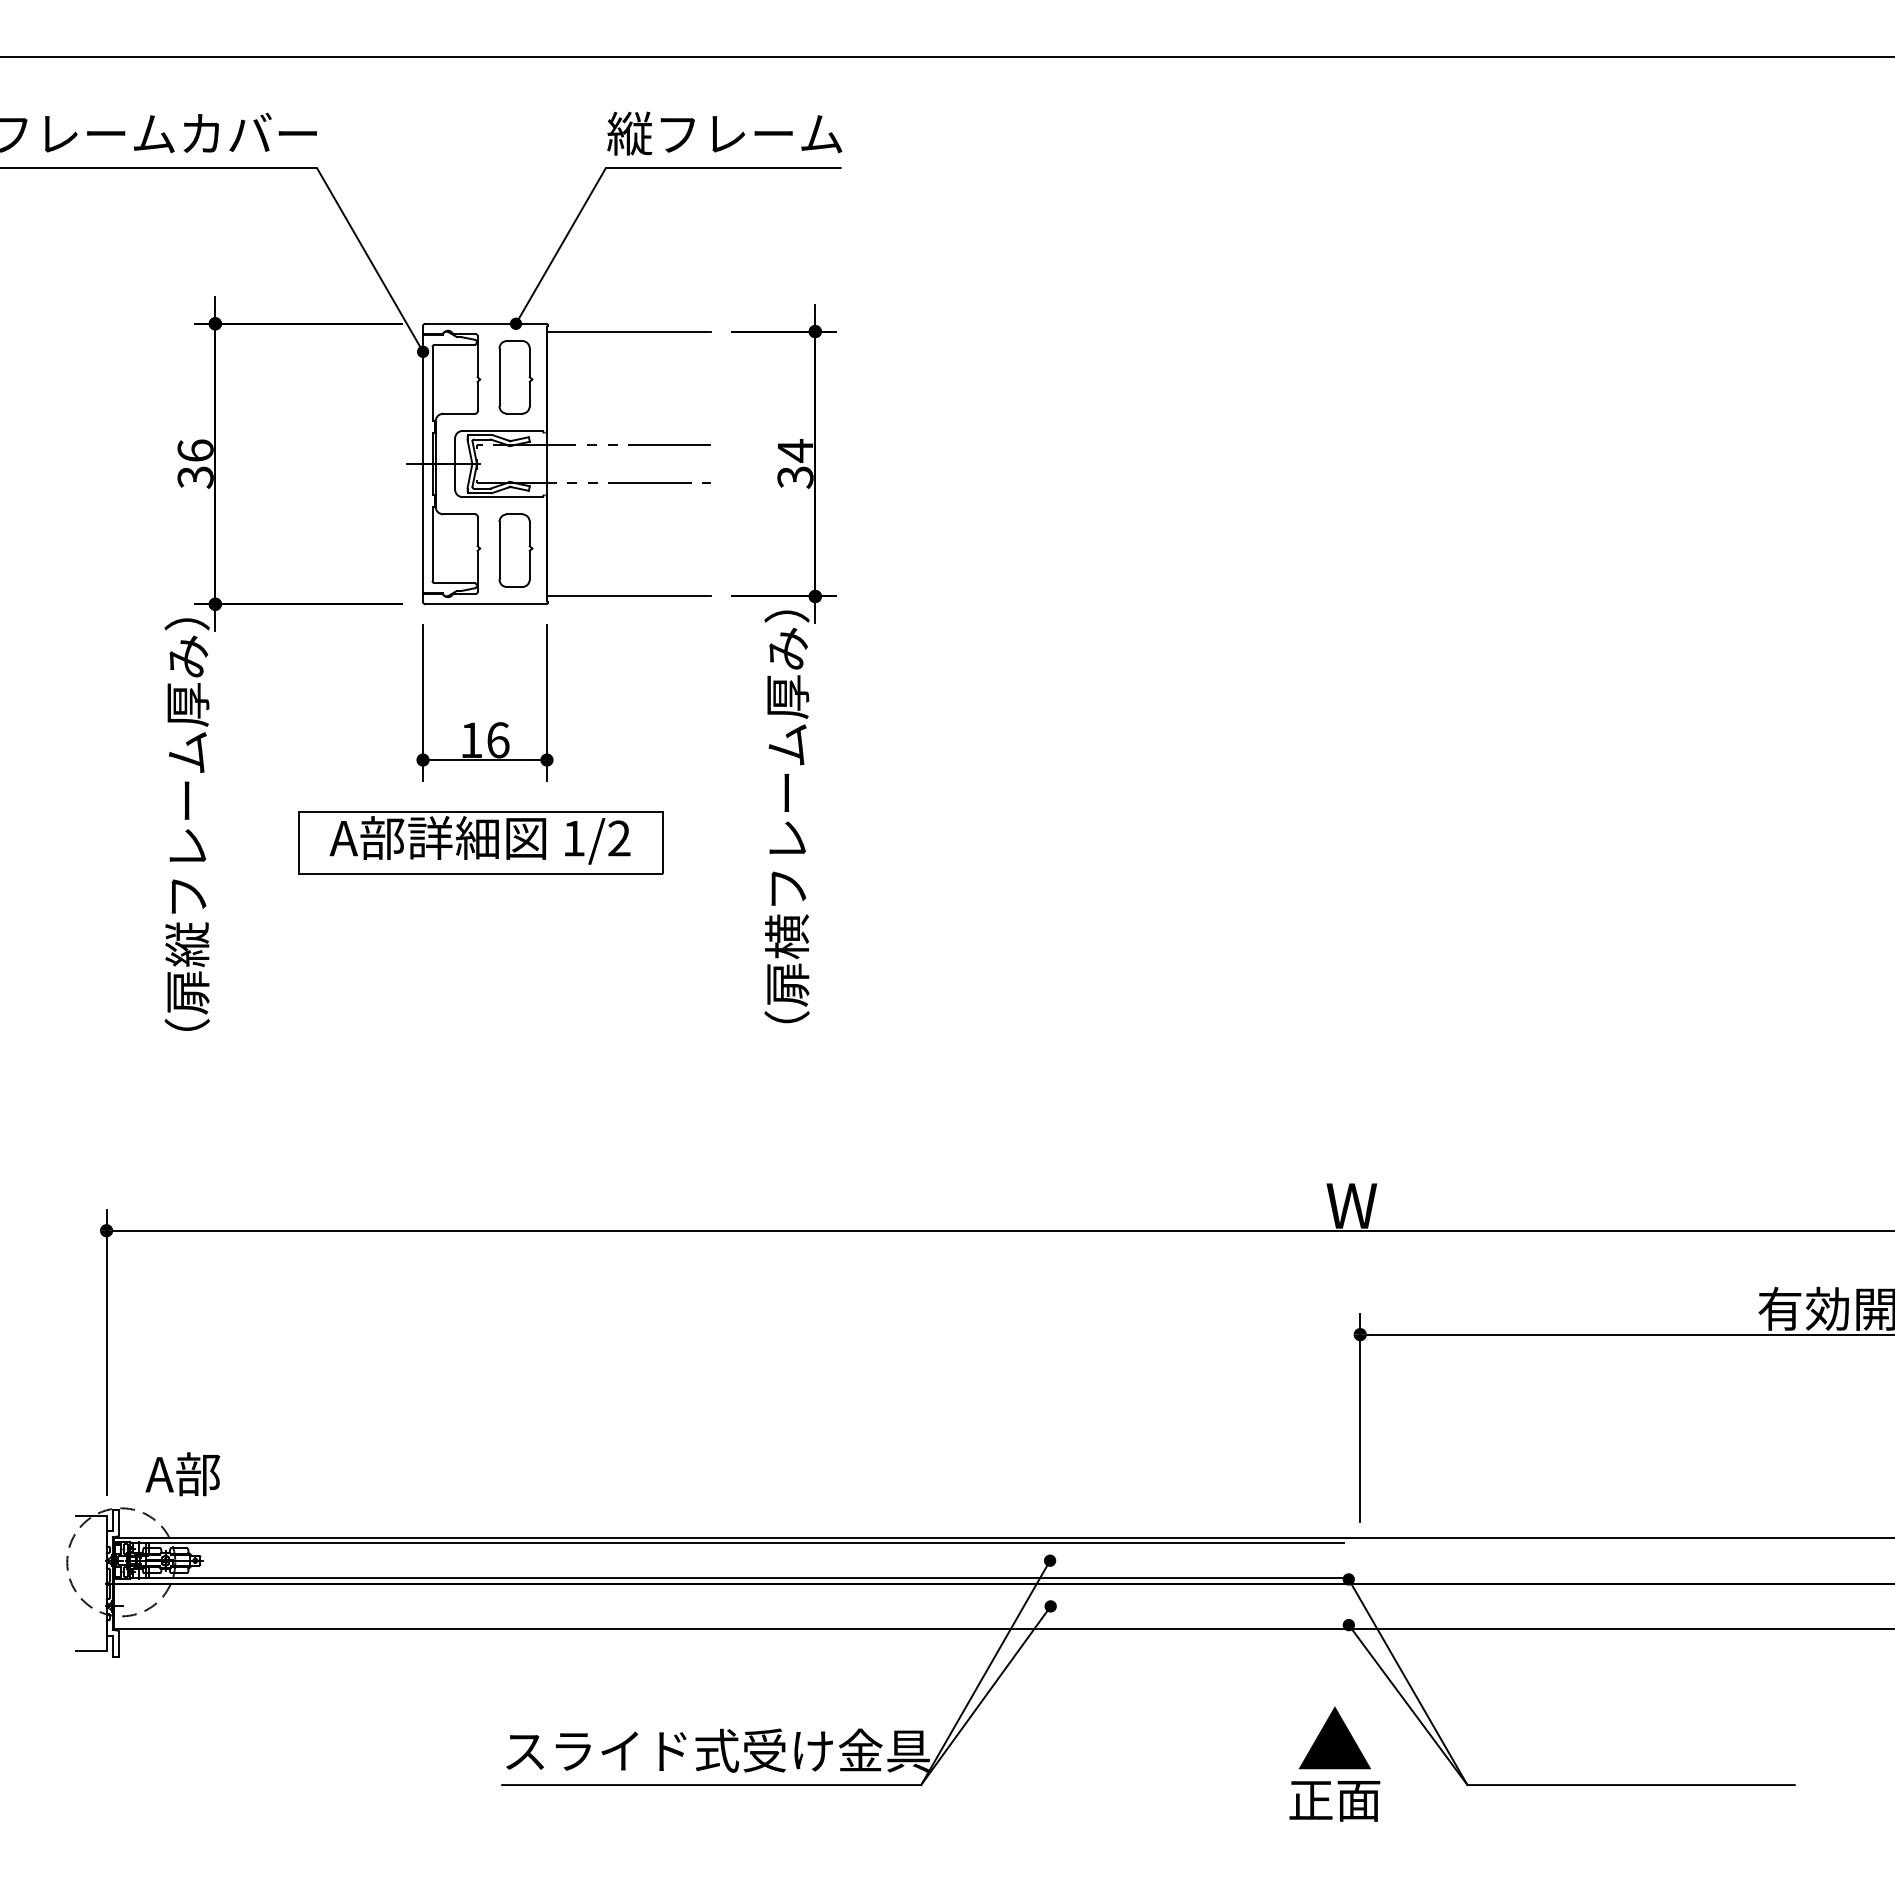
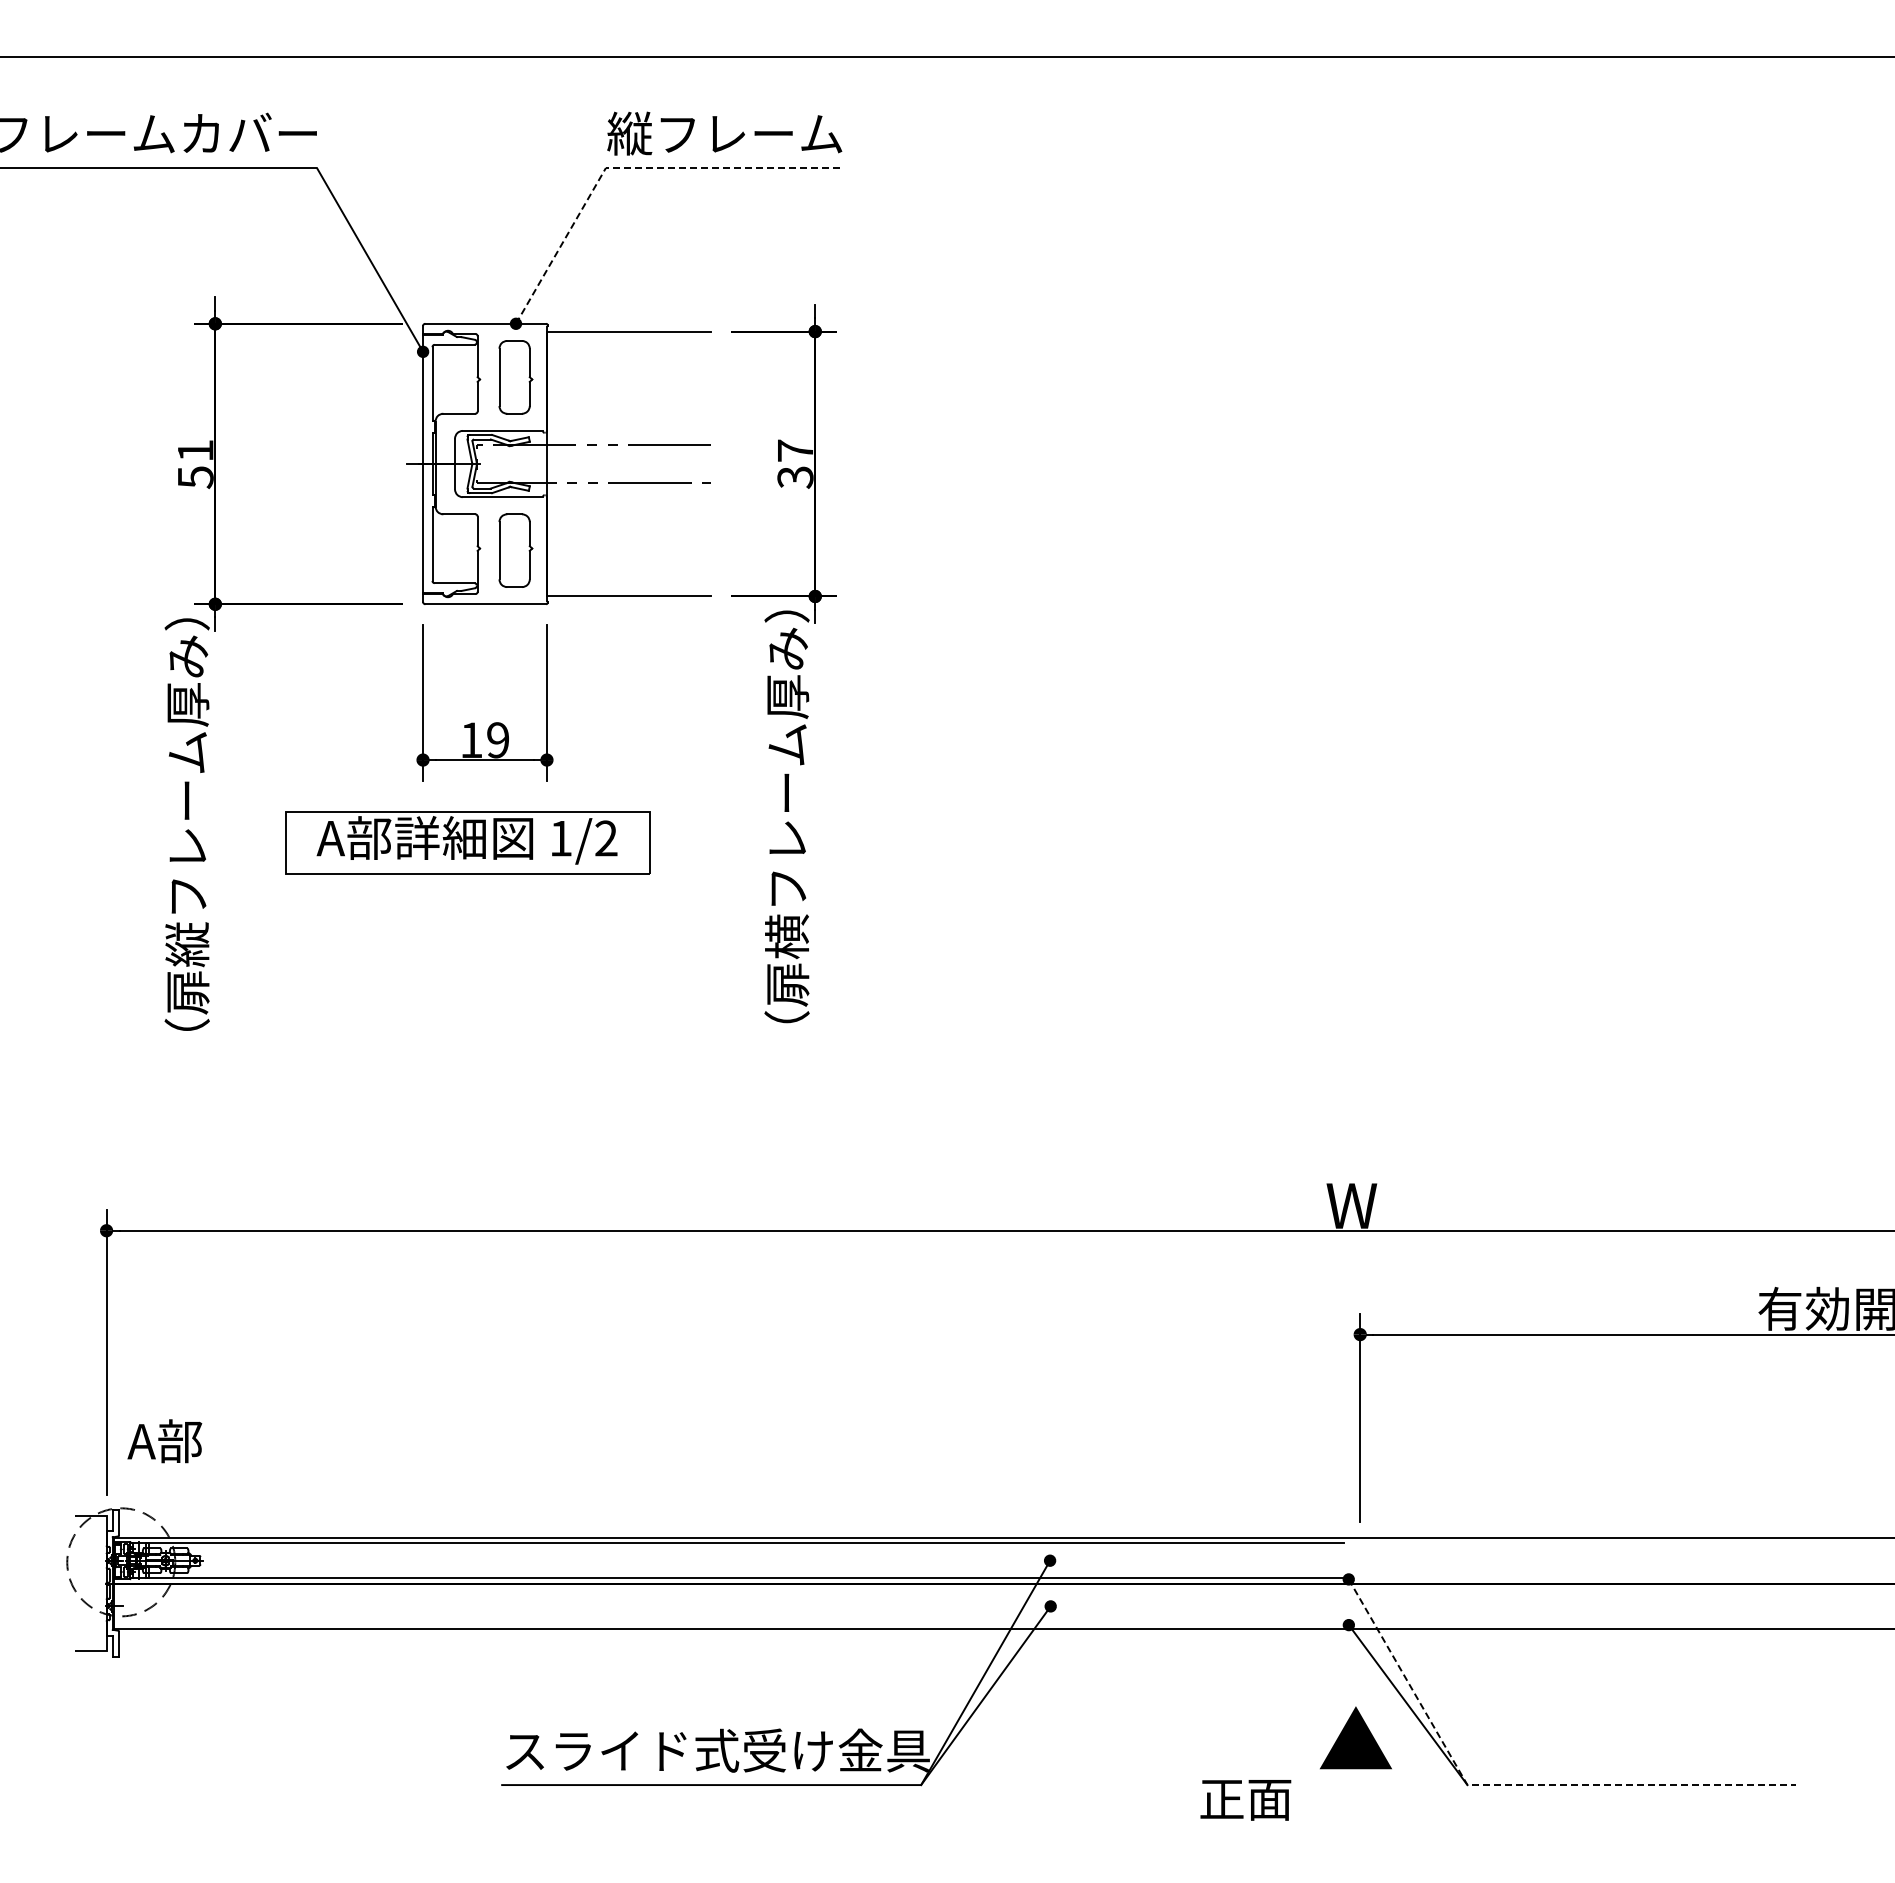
line: solid -> dashed (633, 168)
text: 34 -> 37 (795, 450)
text: 36 -> 51 (195, 463)
text: 16 -> 19 (498, 740)
part position: (480, 842) -> (467, 842) (467, 842)
text position: (182, 1474) -> (164, 1441) (164, 1441)
part position: (1334, 1737) -> (1355, 1737) (1355, 1737)
line: solid -> dashed (1512, 1785)
text position: (1334, 1801) -> (1245, 1800) (1245, 1800)
